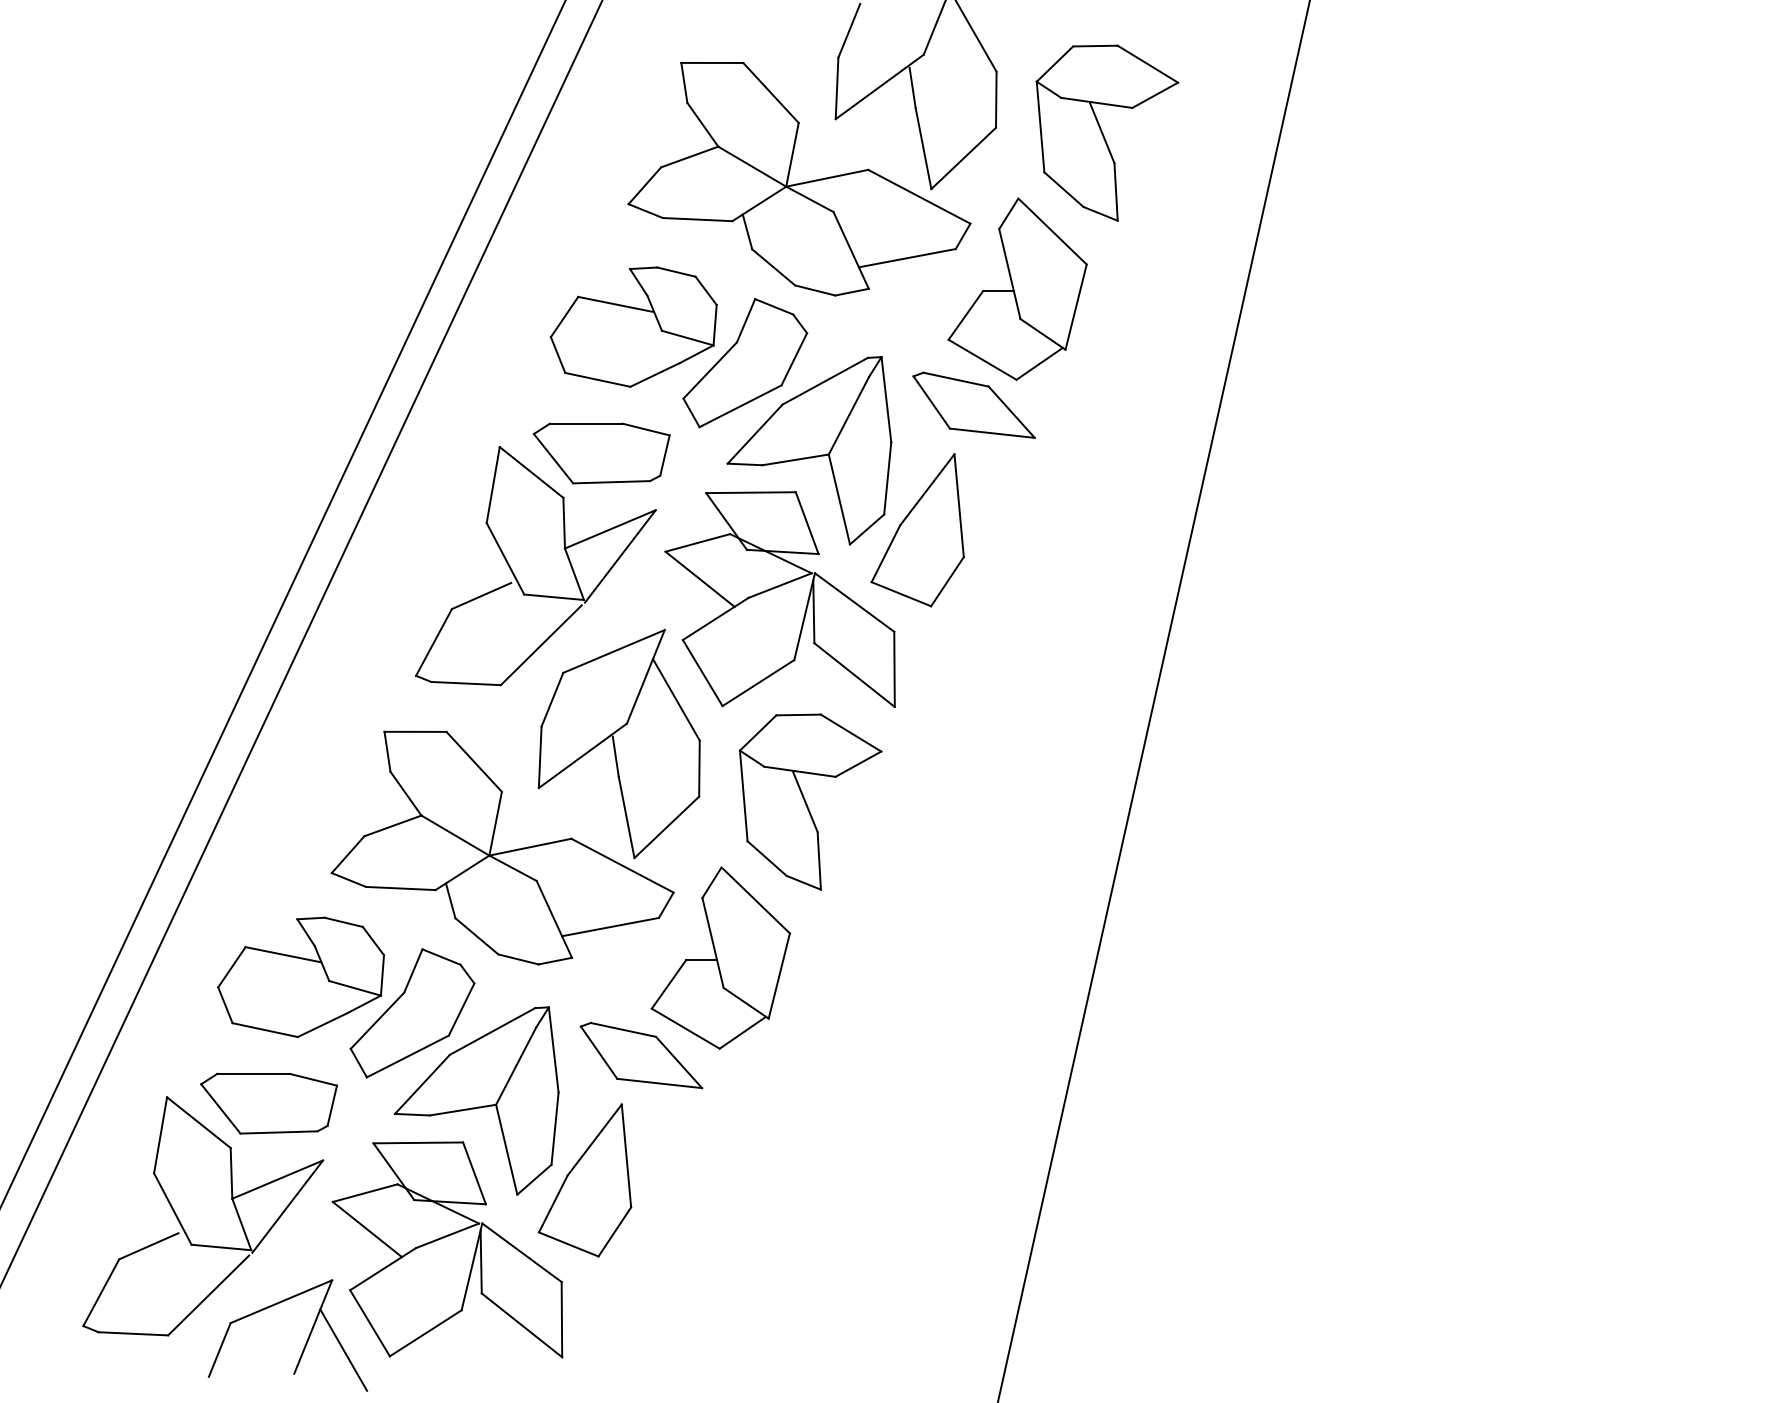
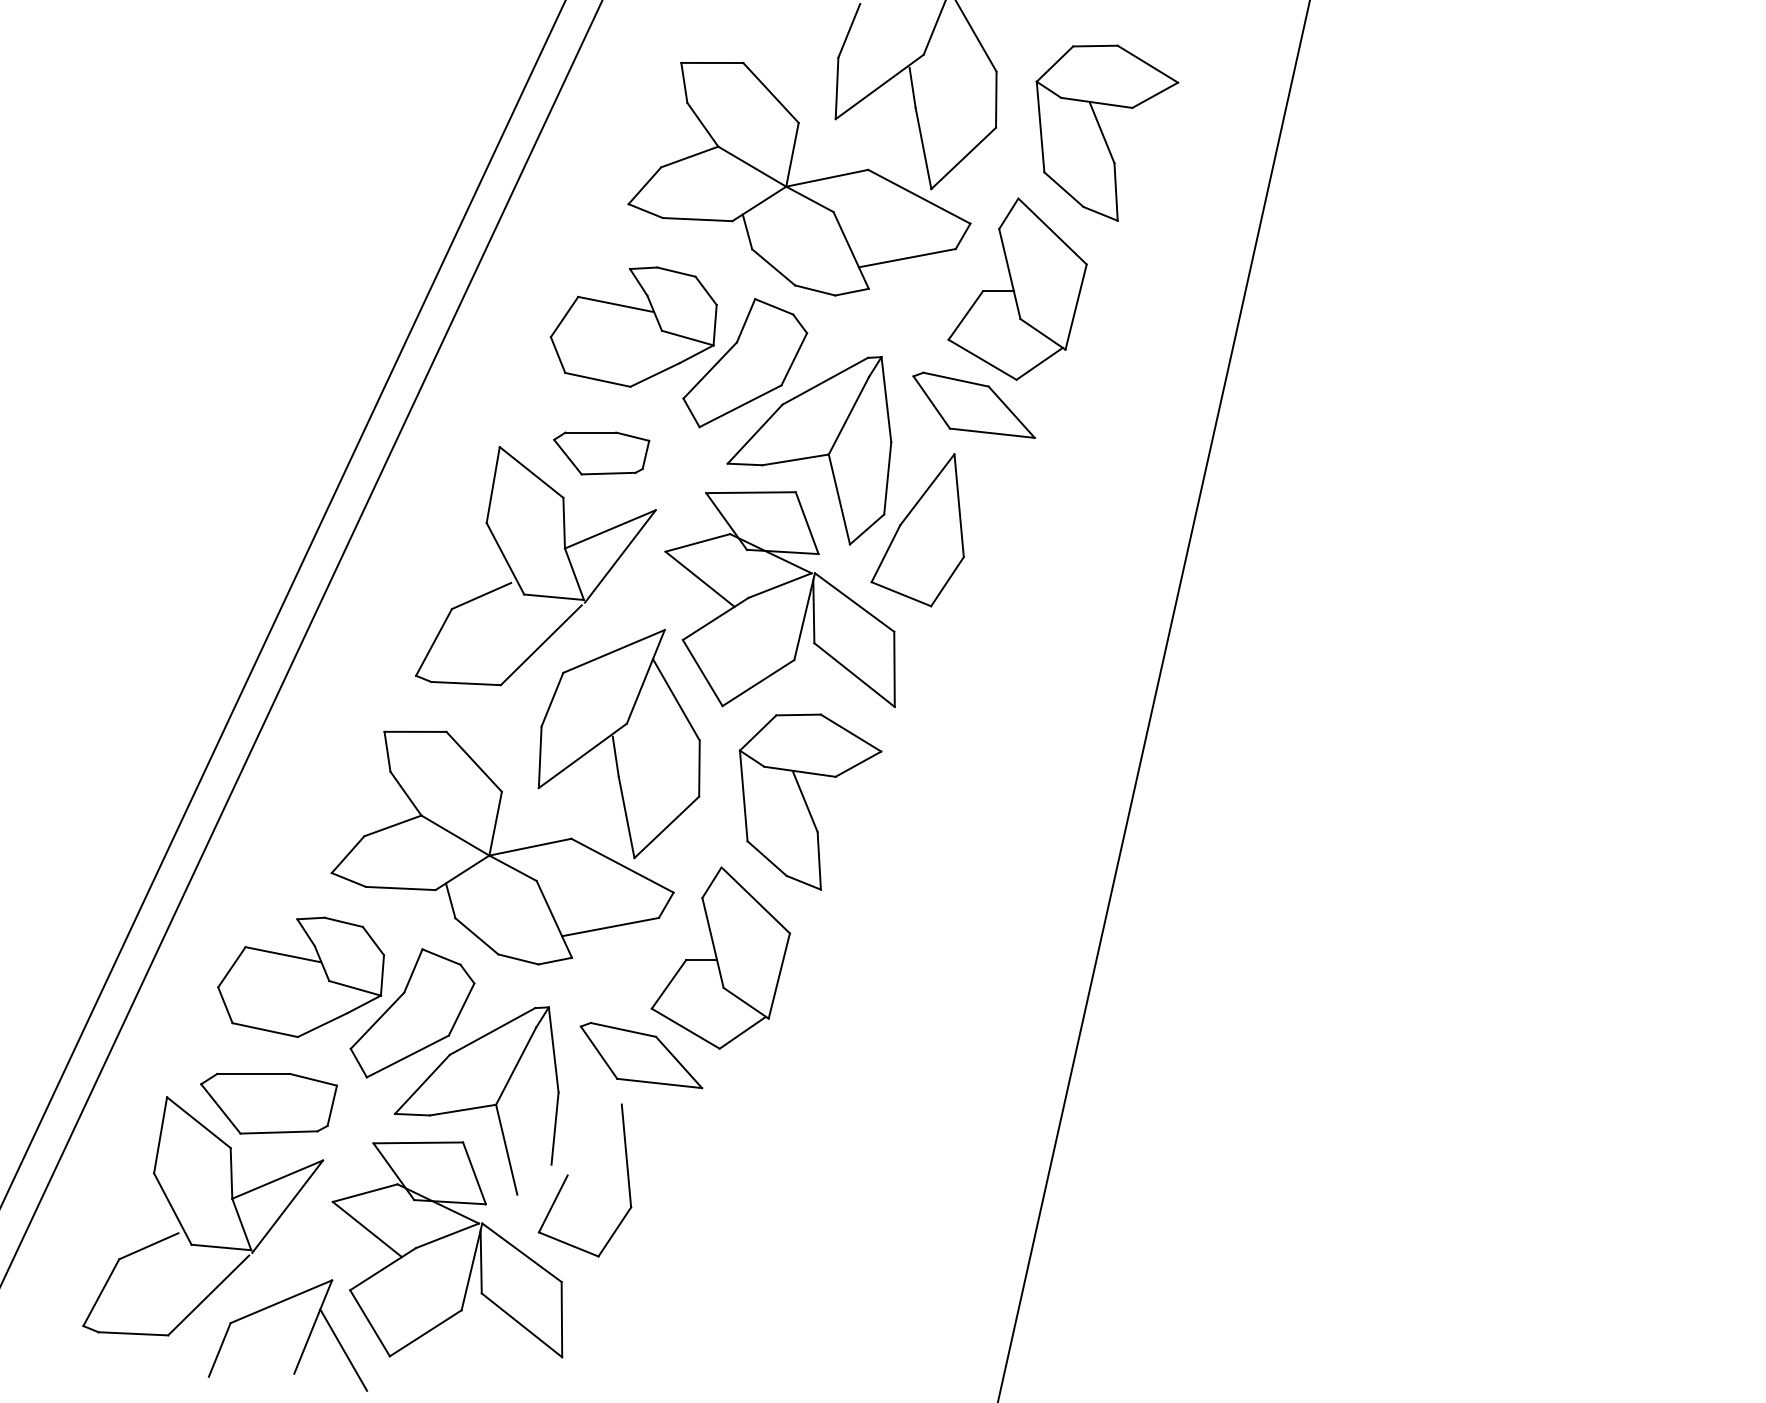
part size: 139x63 px -> 98x45 px (601, 453)
line: present -> none (594, 1139)
line: present -> none (534, 1179)
